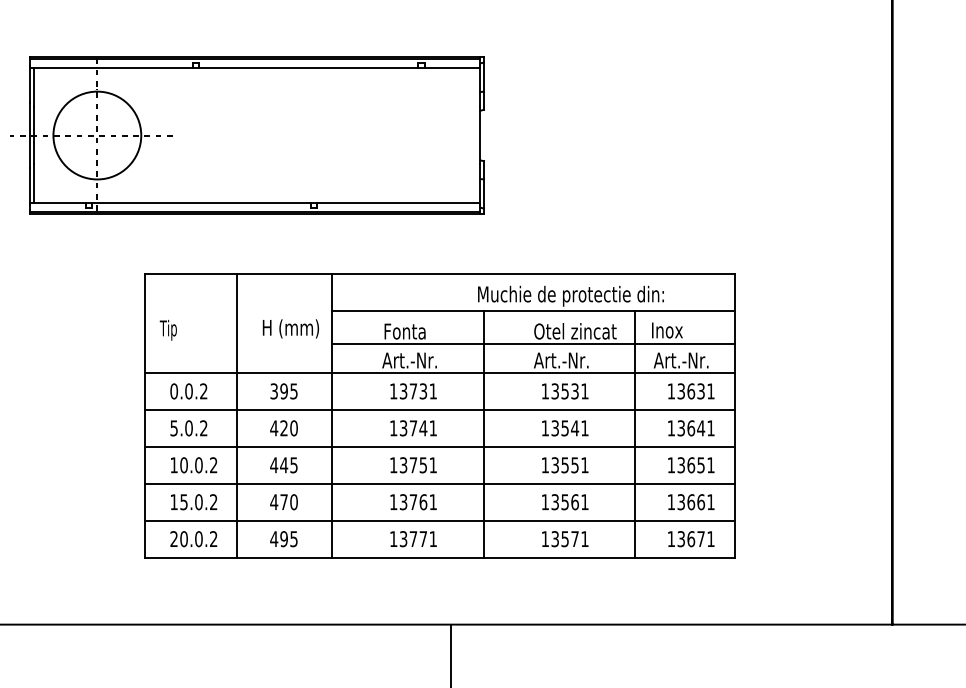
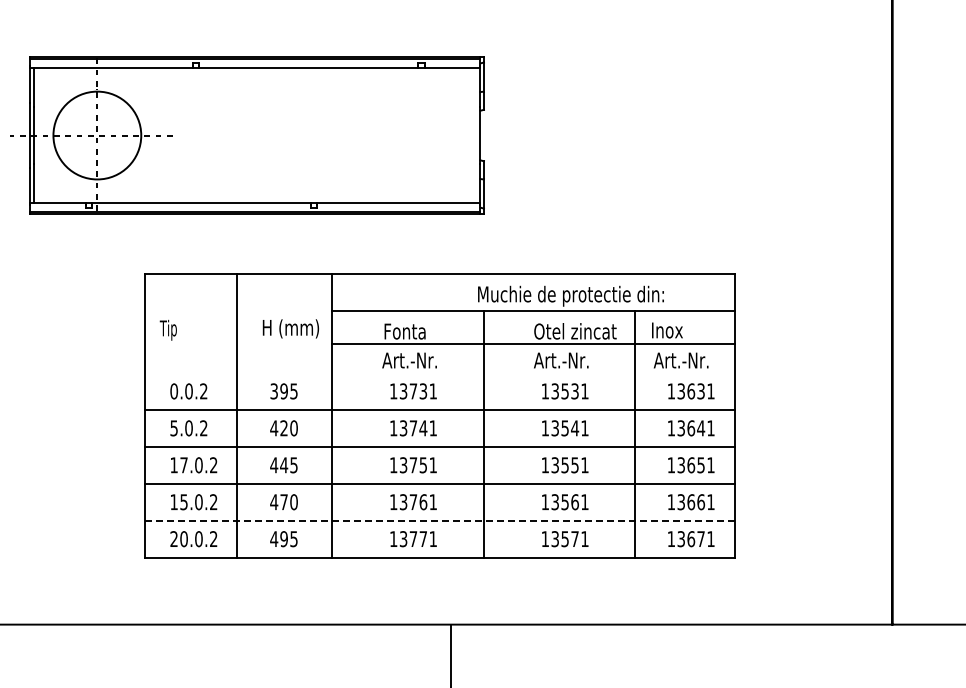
line: present -> none (440, 373)
text: 10.0.2 -> 17.0.2 (183, 465)
line: solid -> dashed (440, 521)
